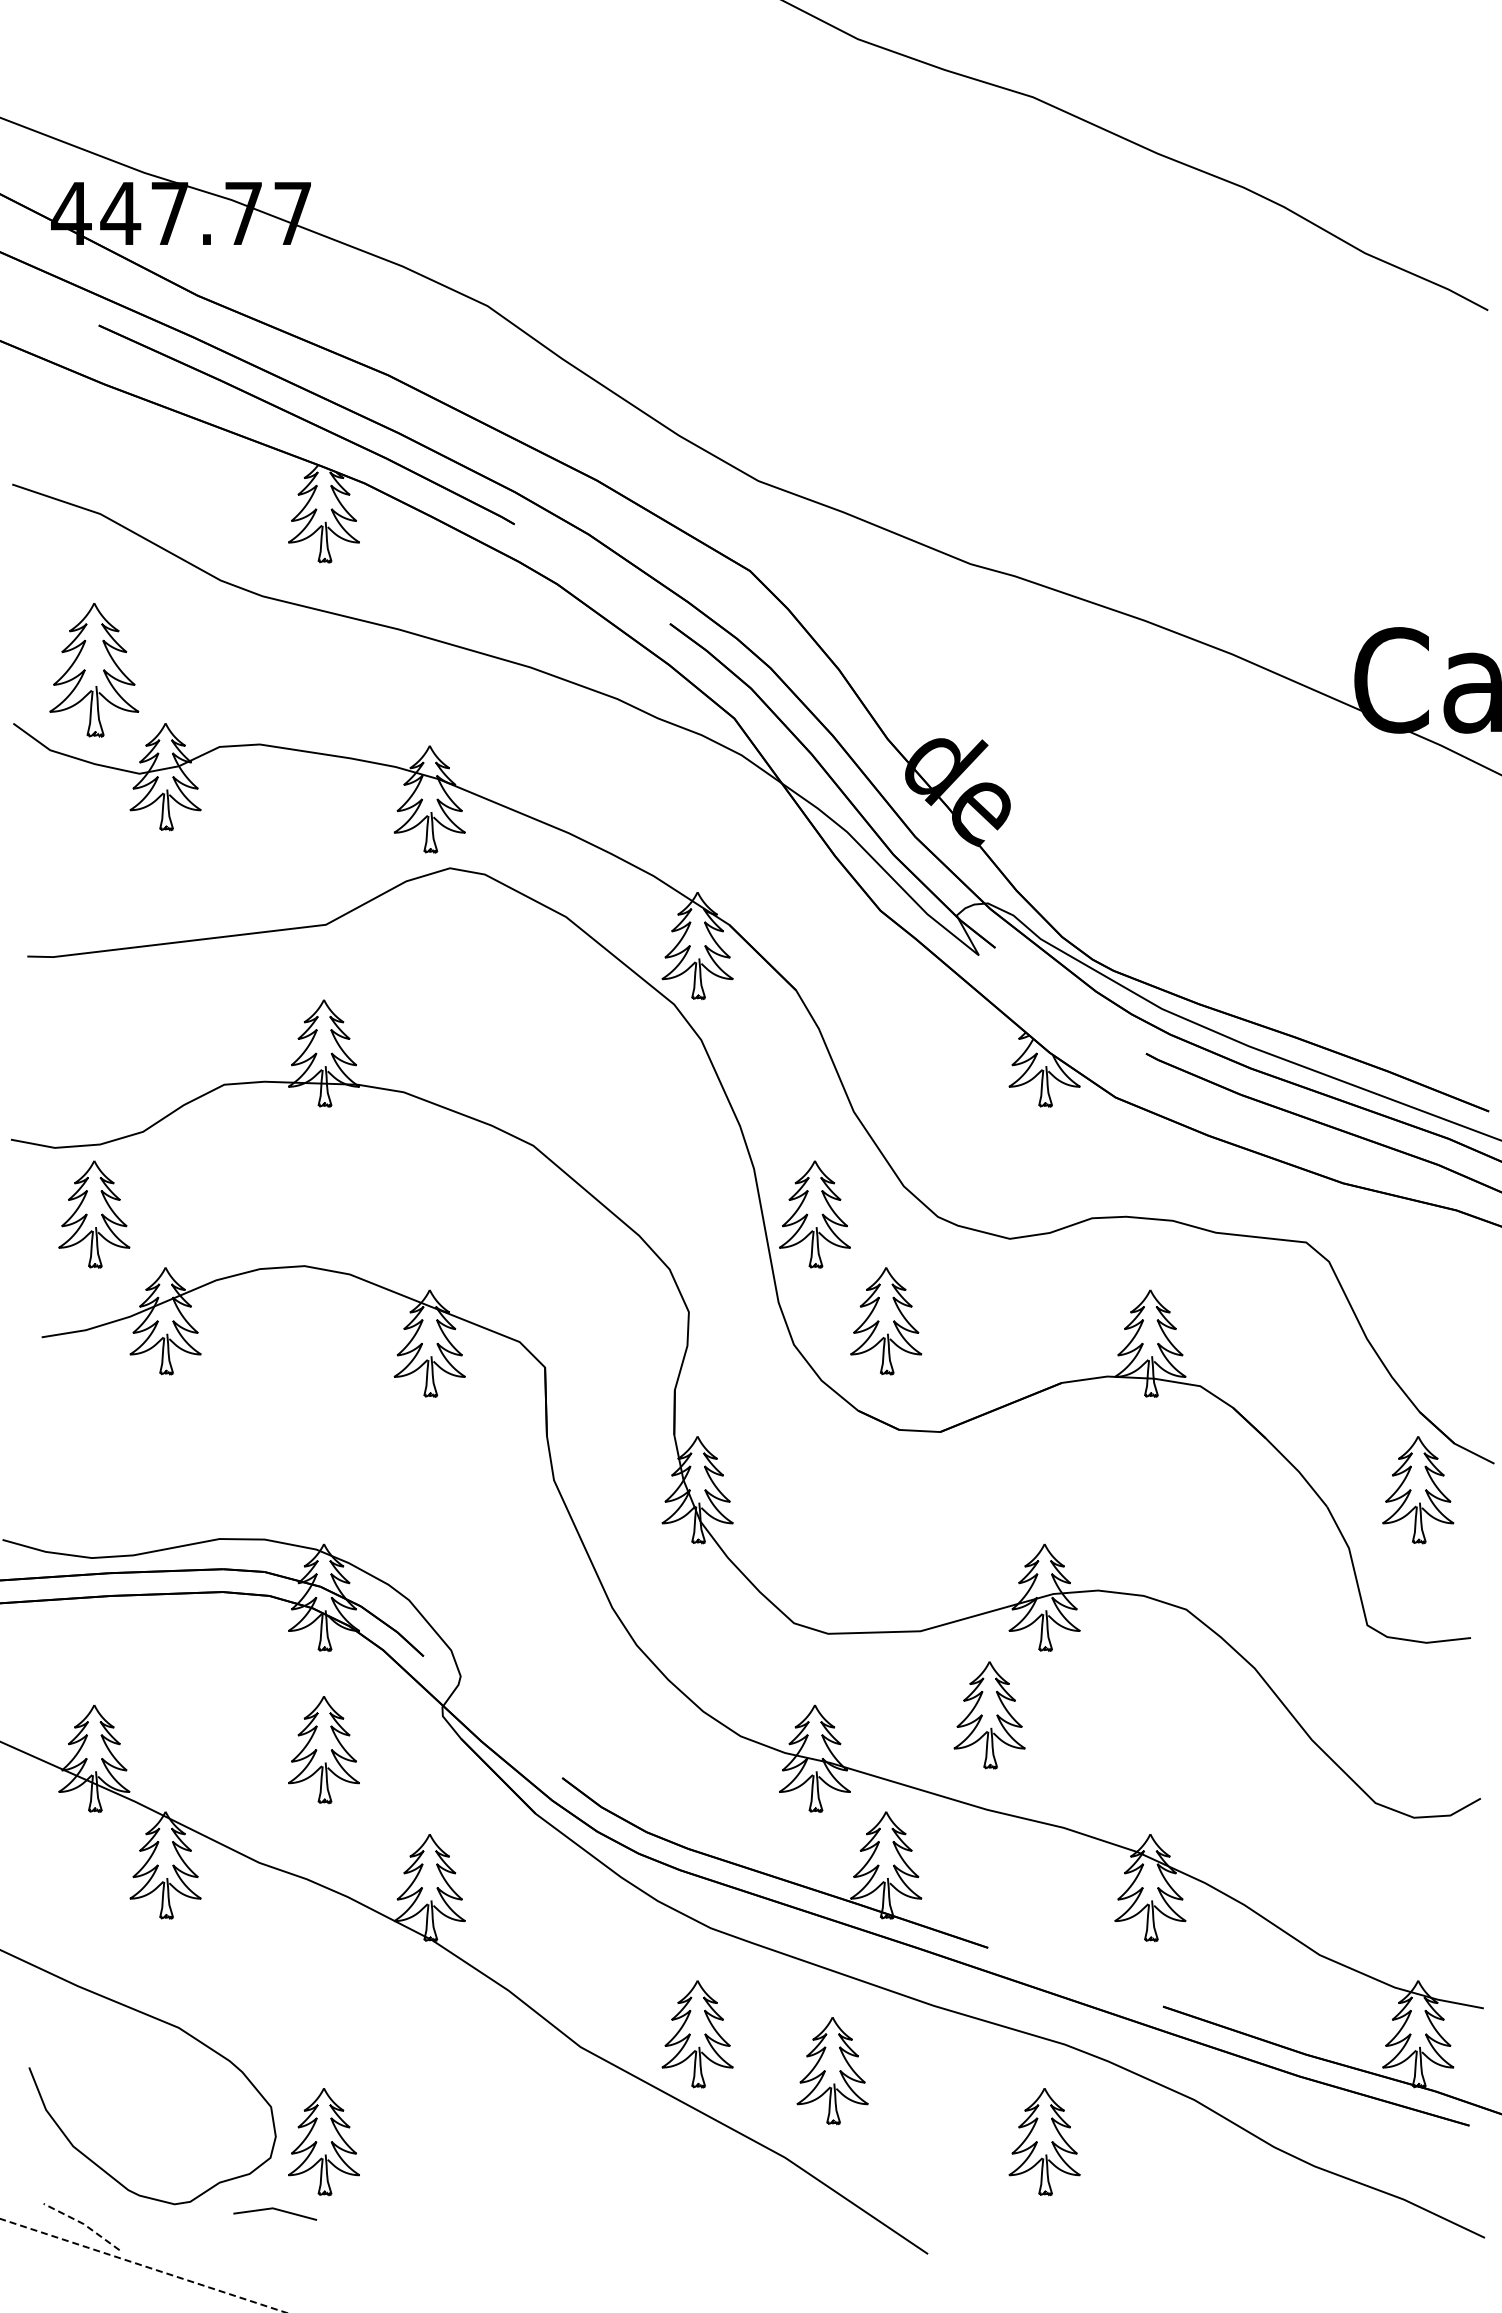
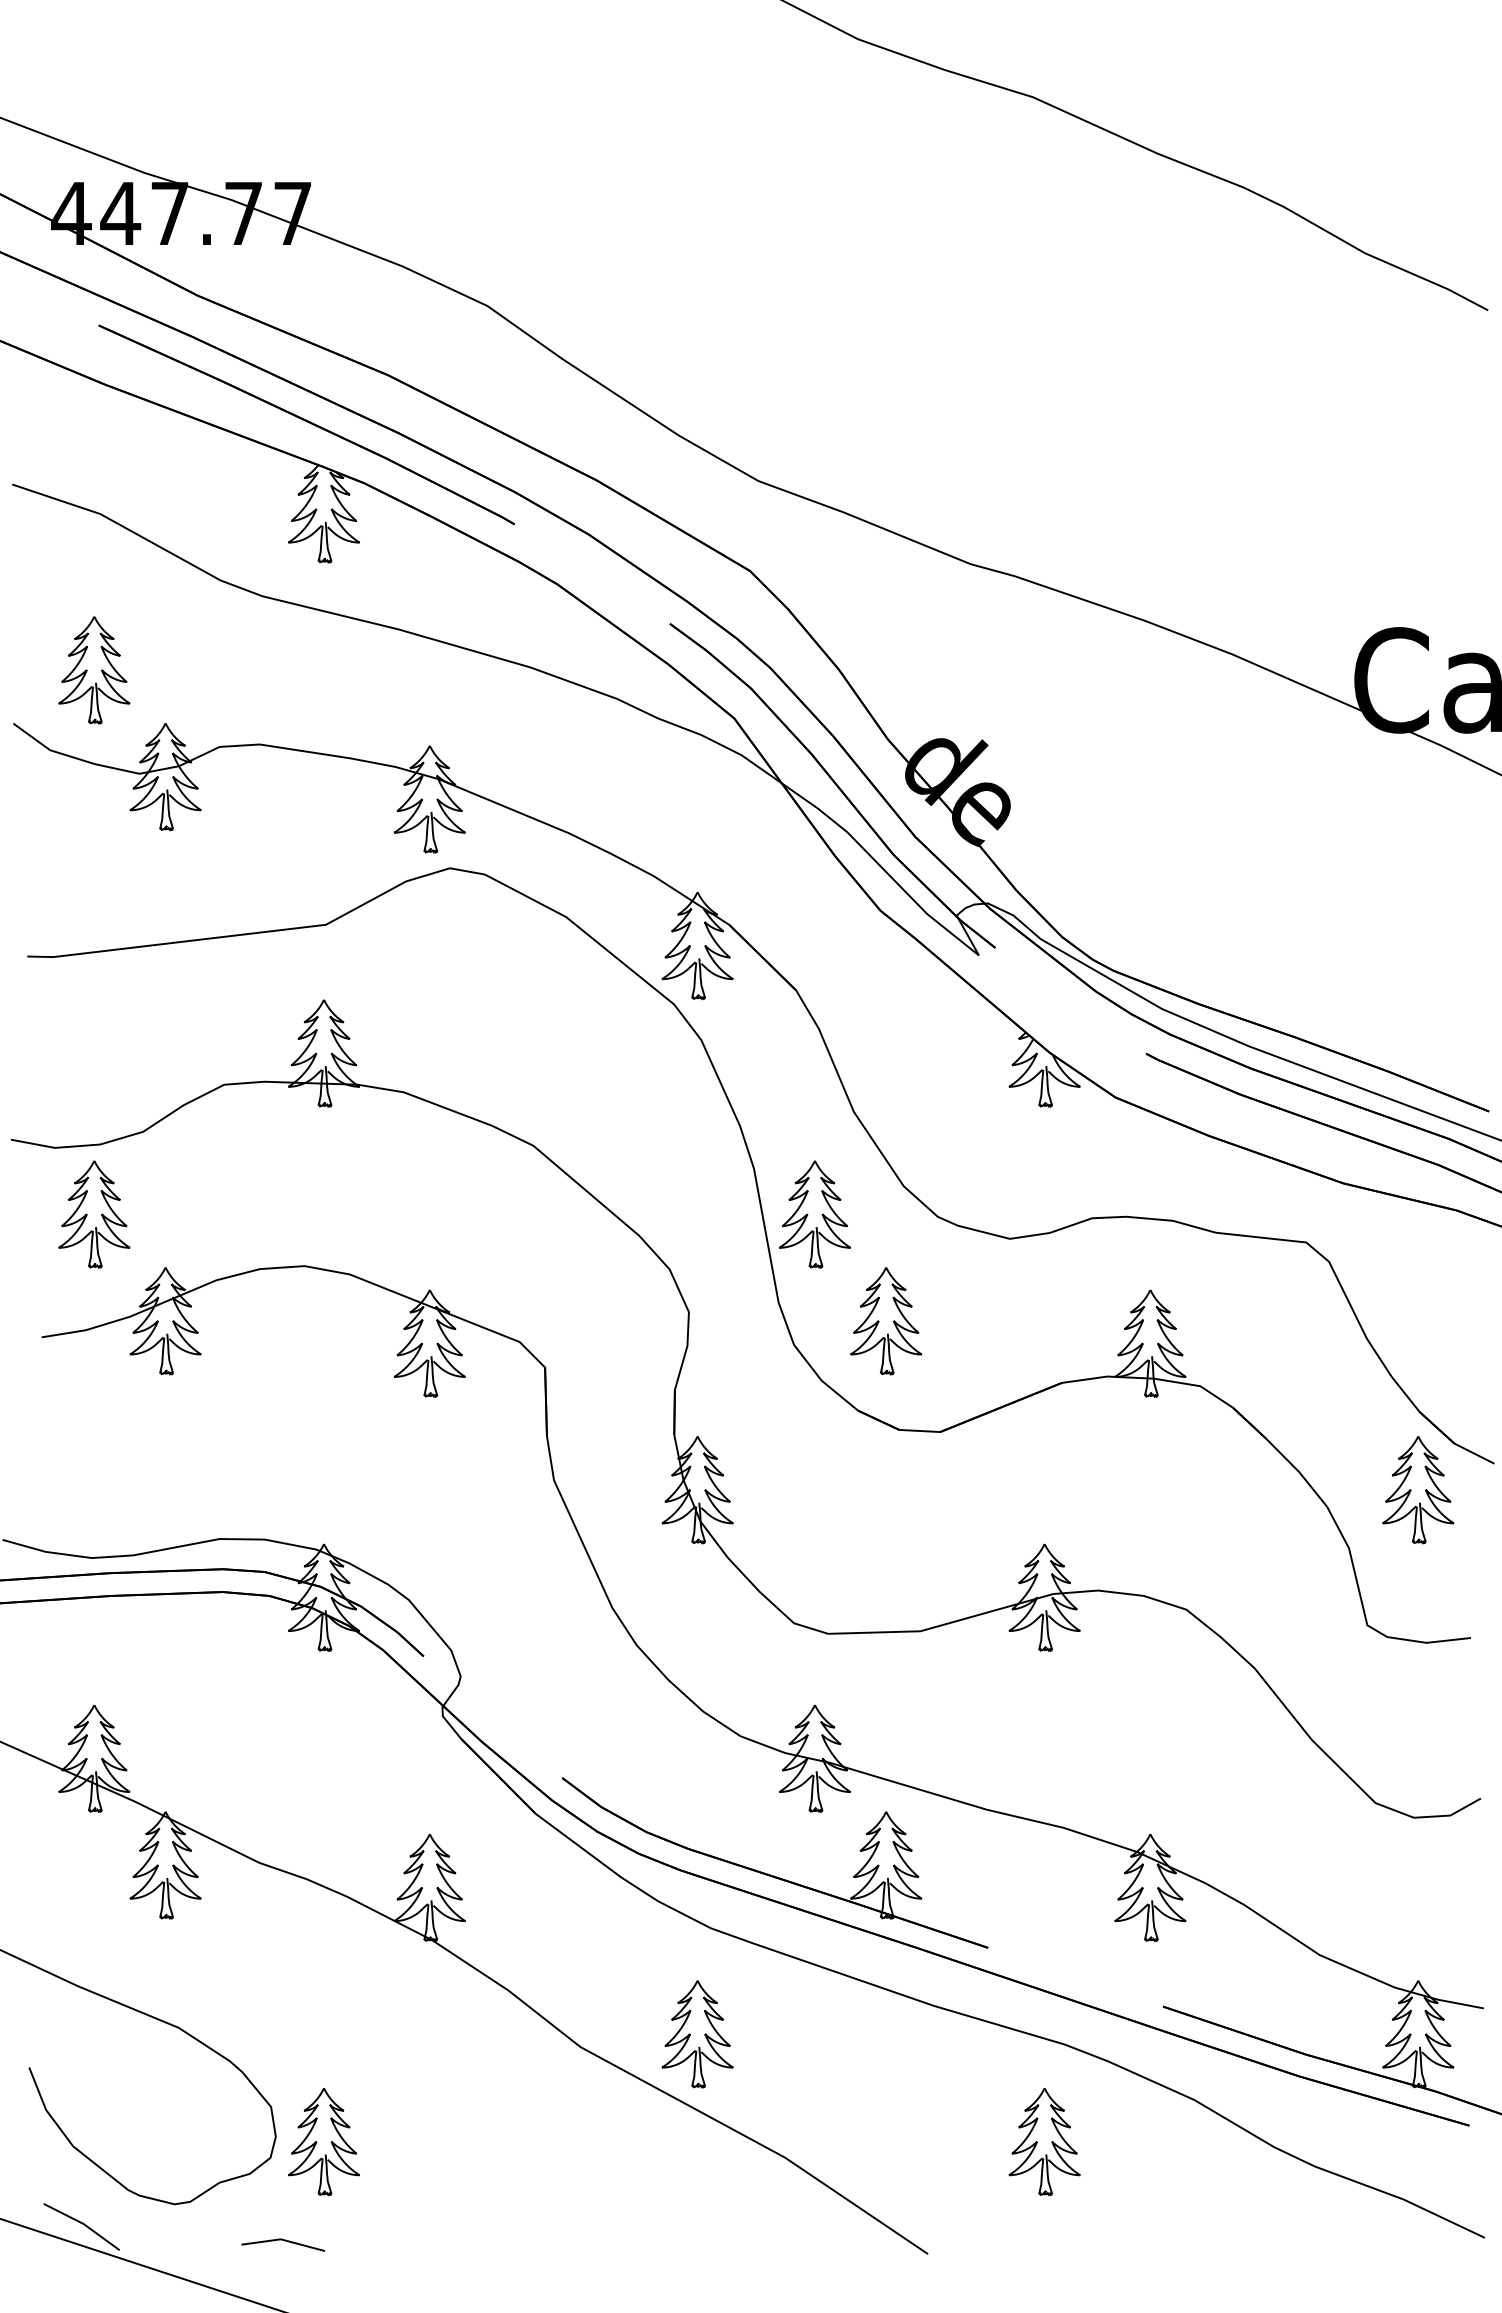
part size: 91x135 px -> 73x109 px (94, 670)
part: present -> none (989, 1715)
part: present -> none (323, 1750)
part: present -> none (832, 2071)
line position: (276, 2210) -> (284, 2241) (284, 2241)
line: dashed -> solid (83, 2224)
line: dashed -> solid (142, 2265)
